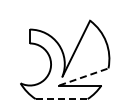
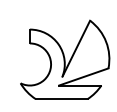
line: dashed -> solid (84, 76)
line: dashed -> solid (61, 99)
